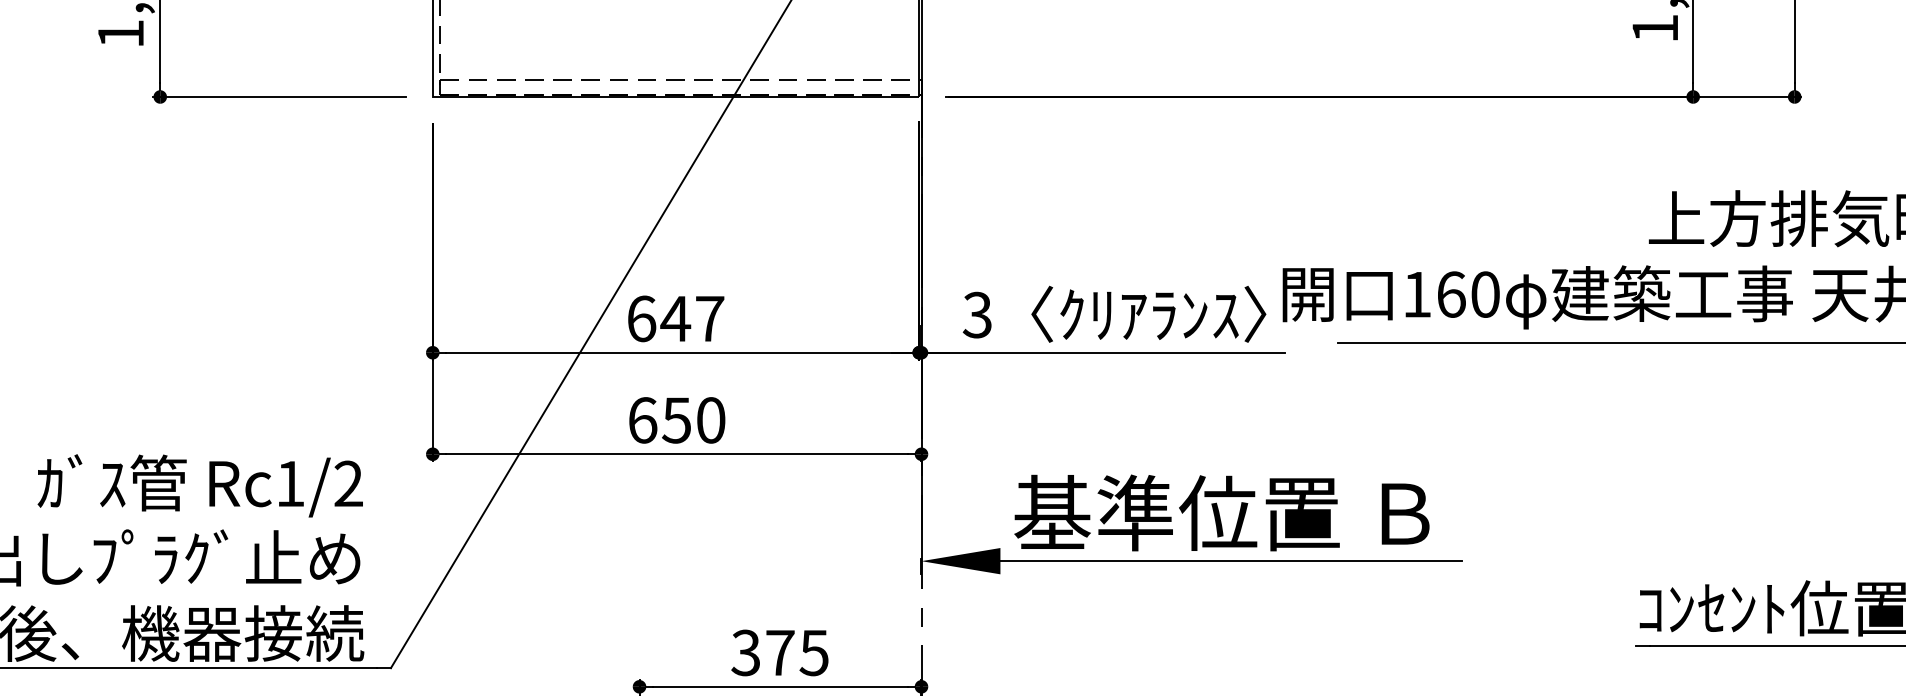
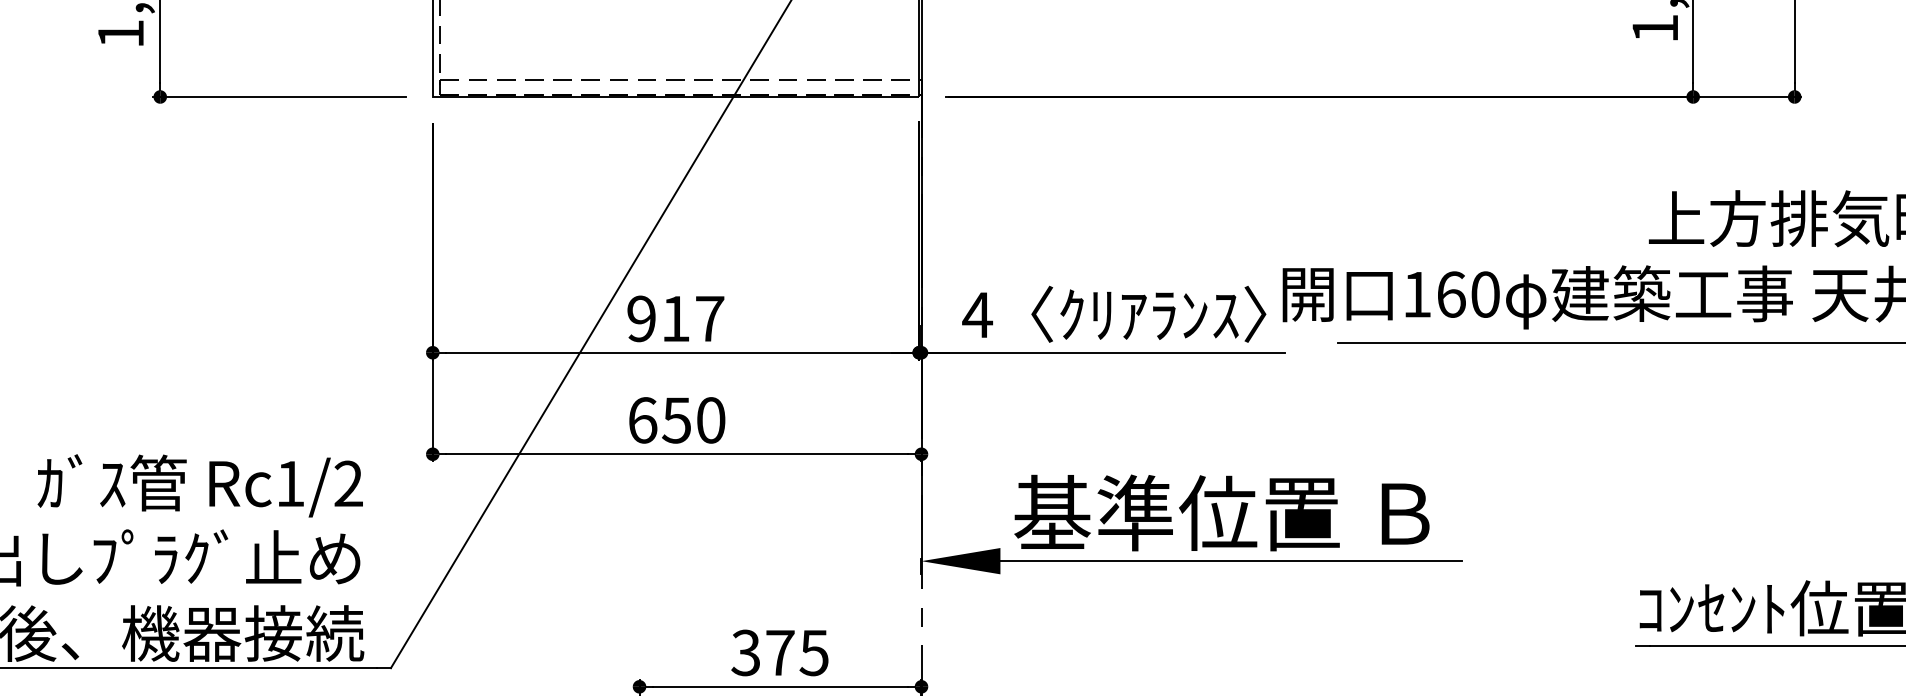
text: 3 -> 4 (977, 314)
text: 647 -> 917 (659, 318)
